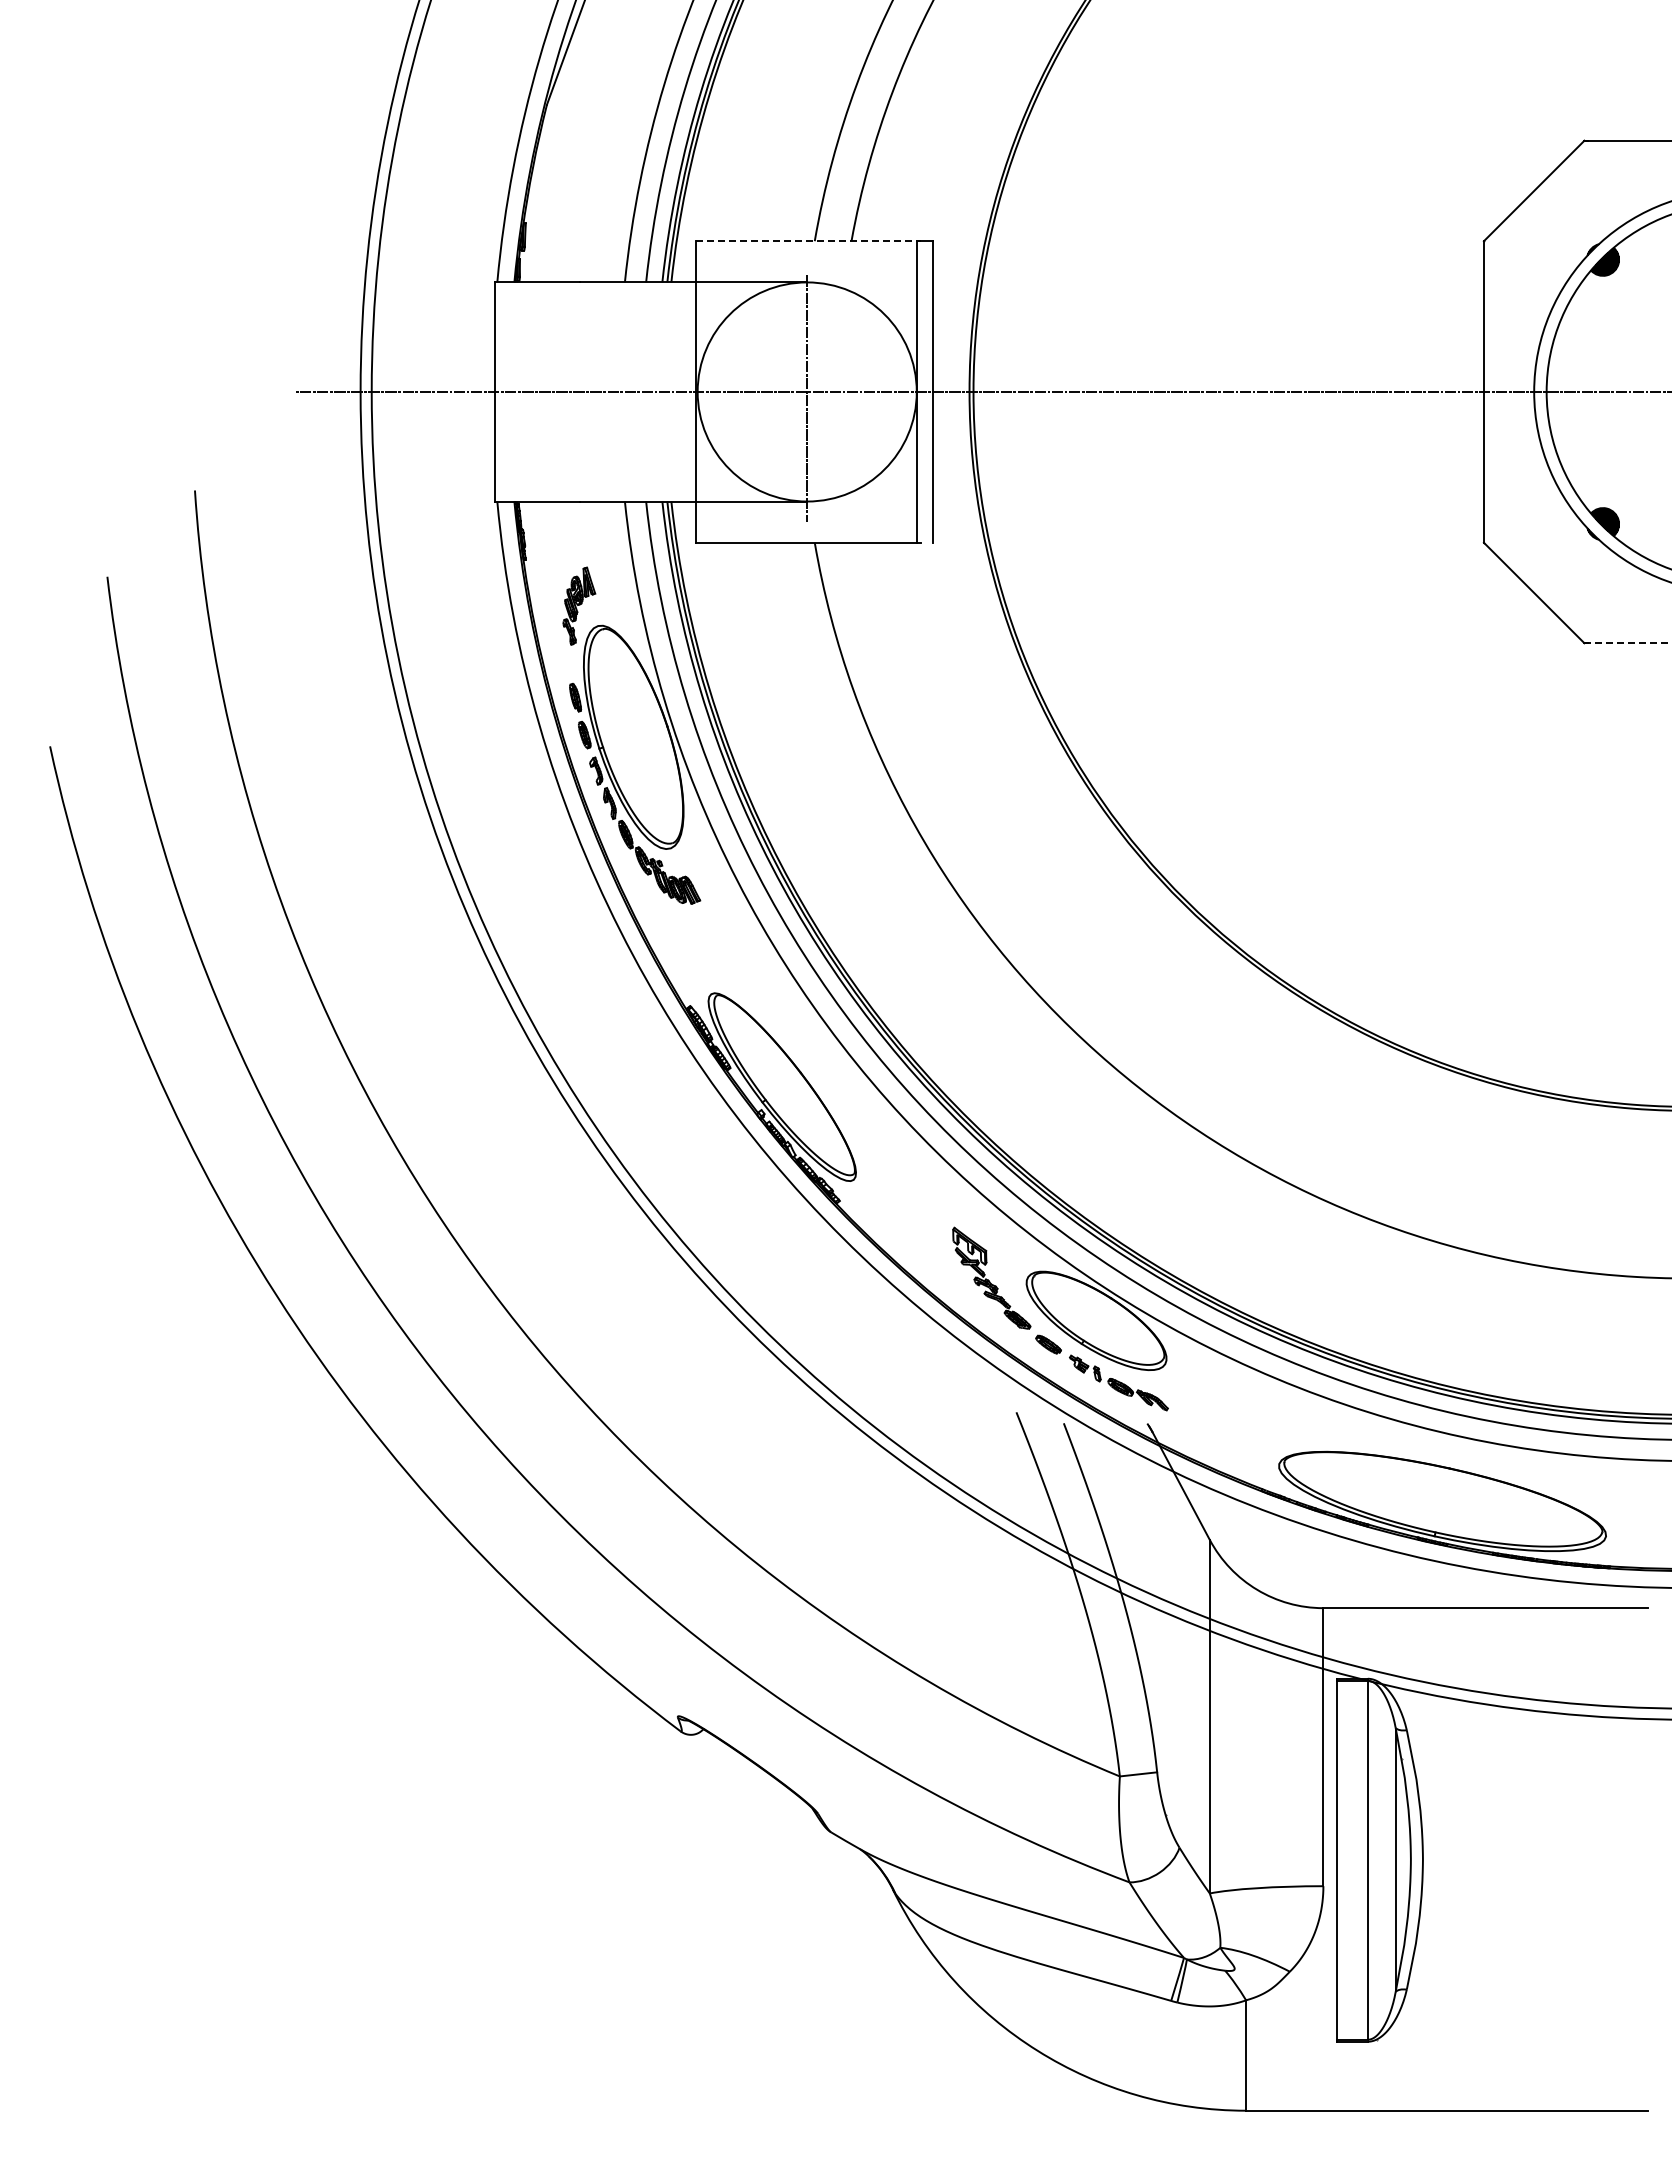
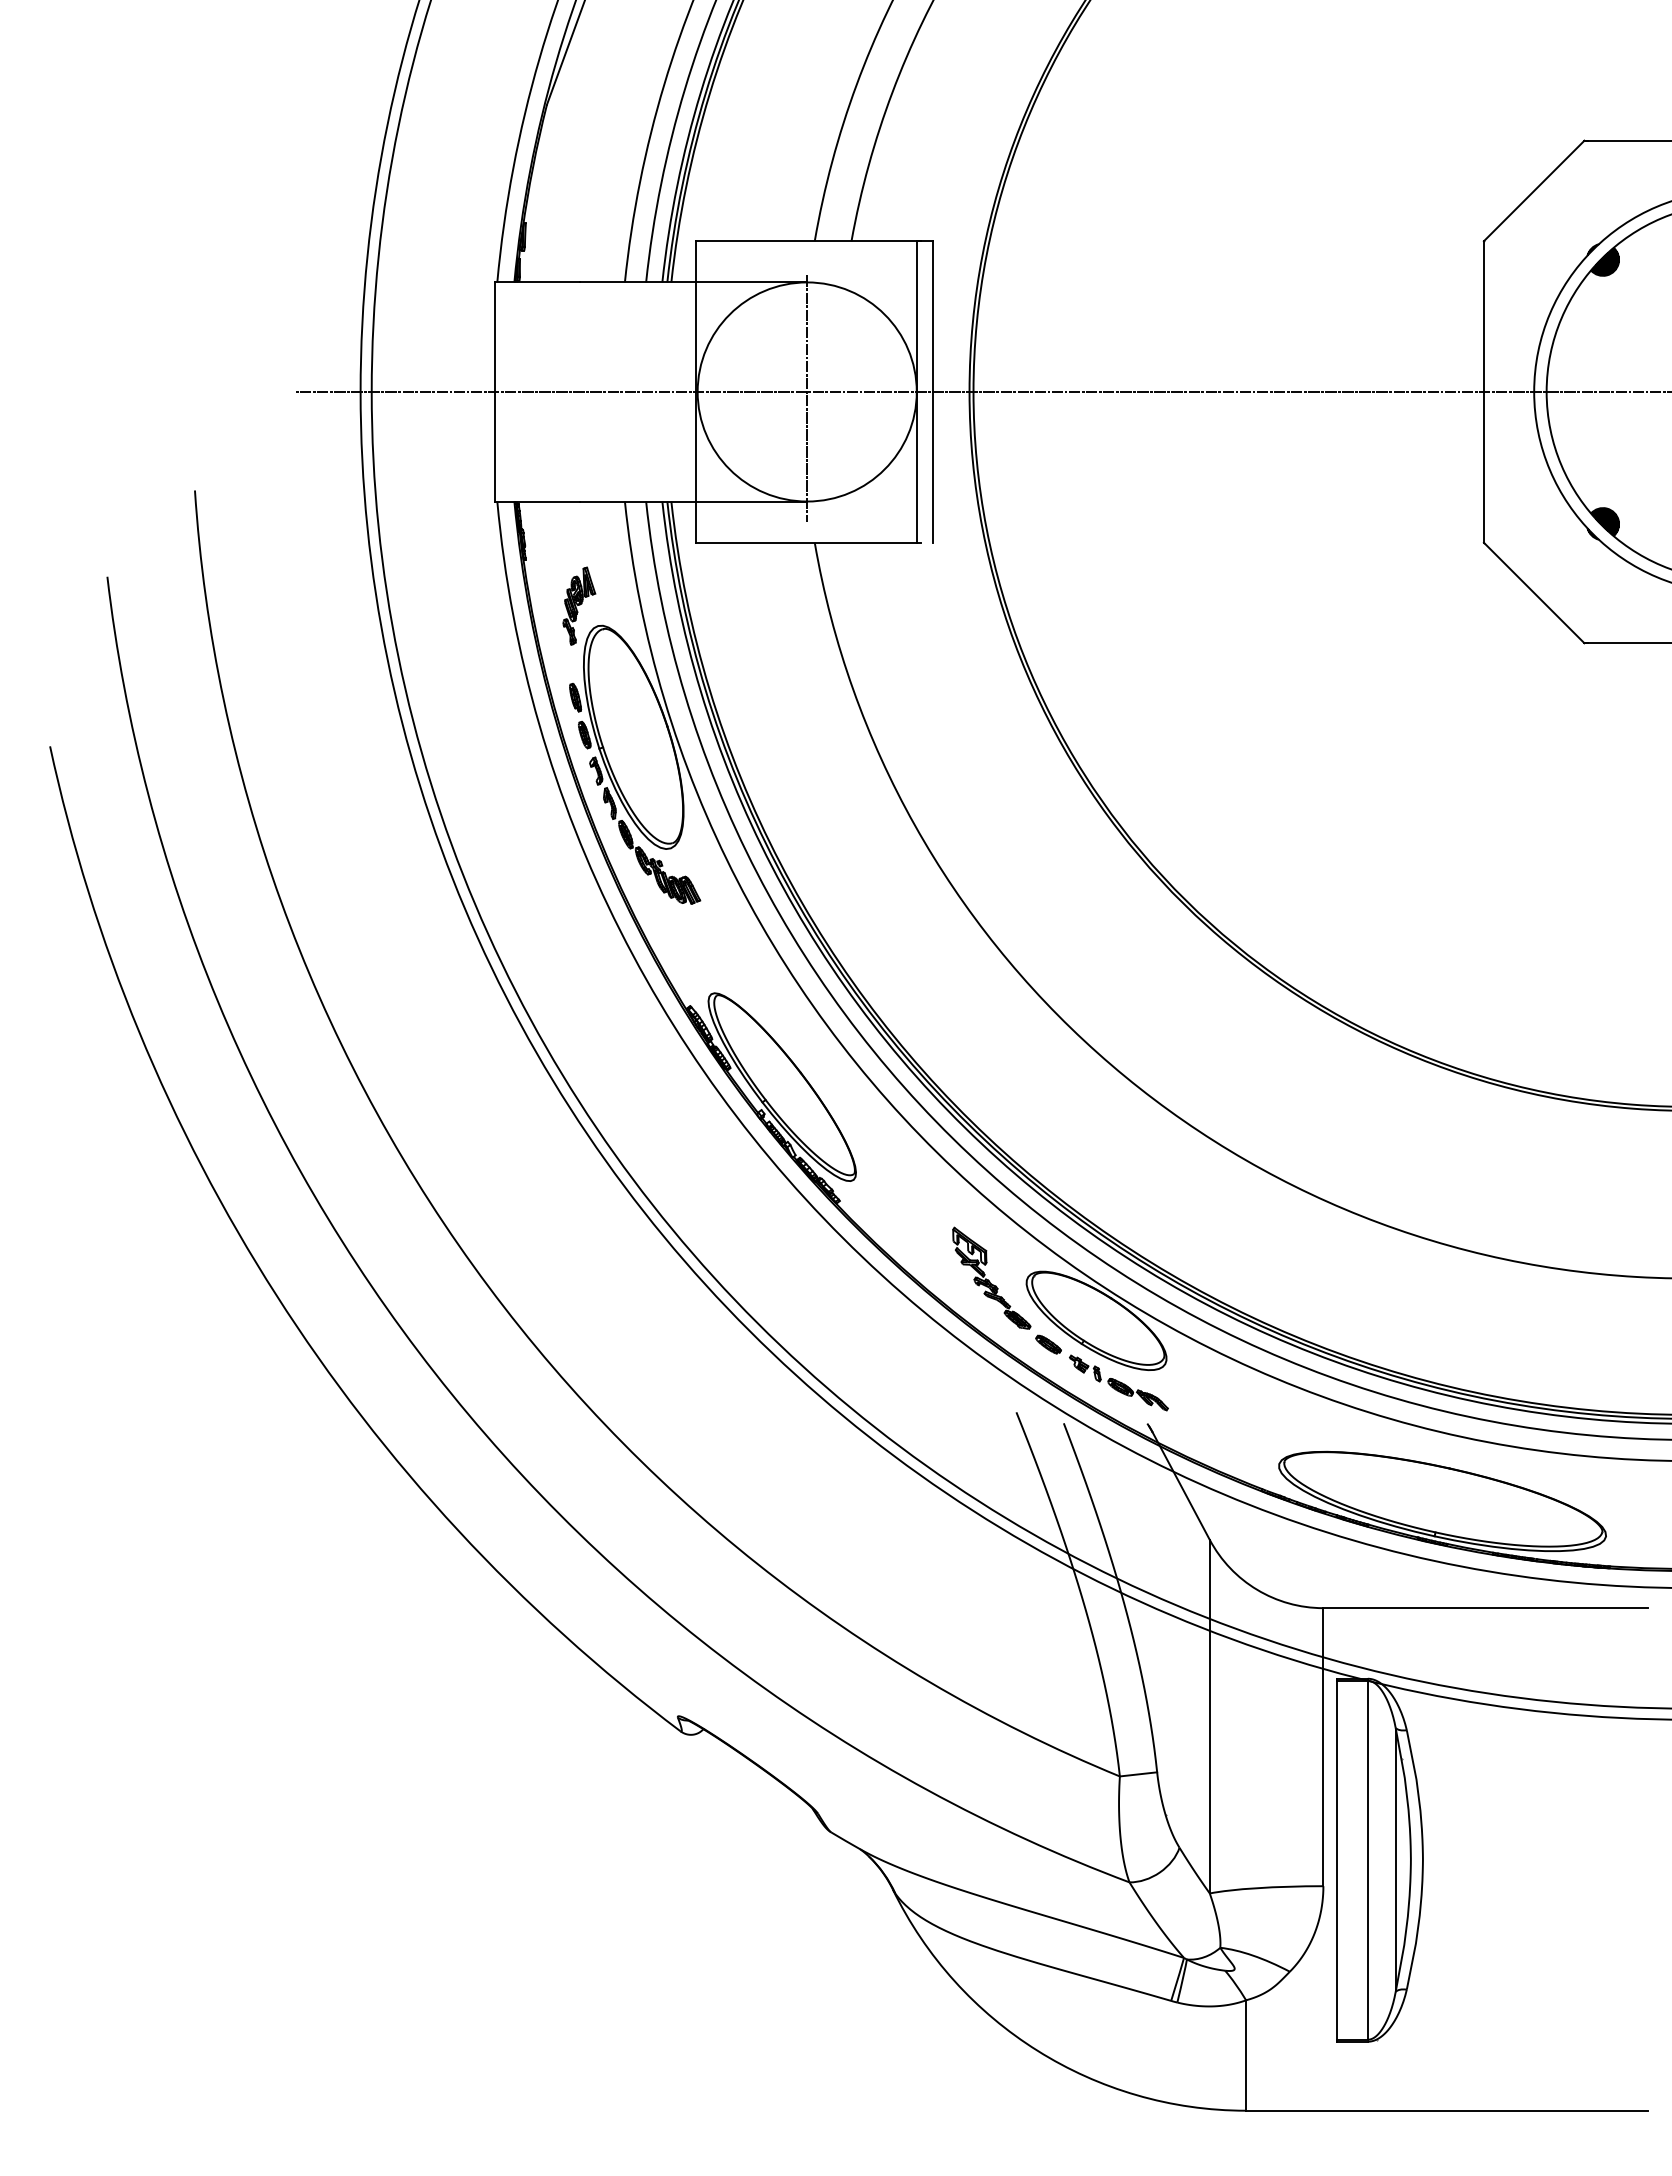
line: dashed -> solid (808, 241)
line: dashed -> solid (1628, 643)
